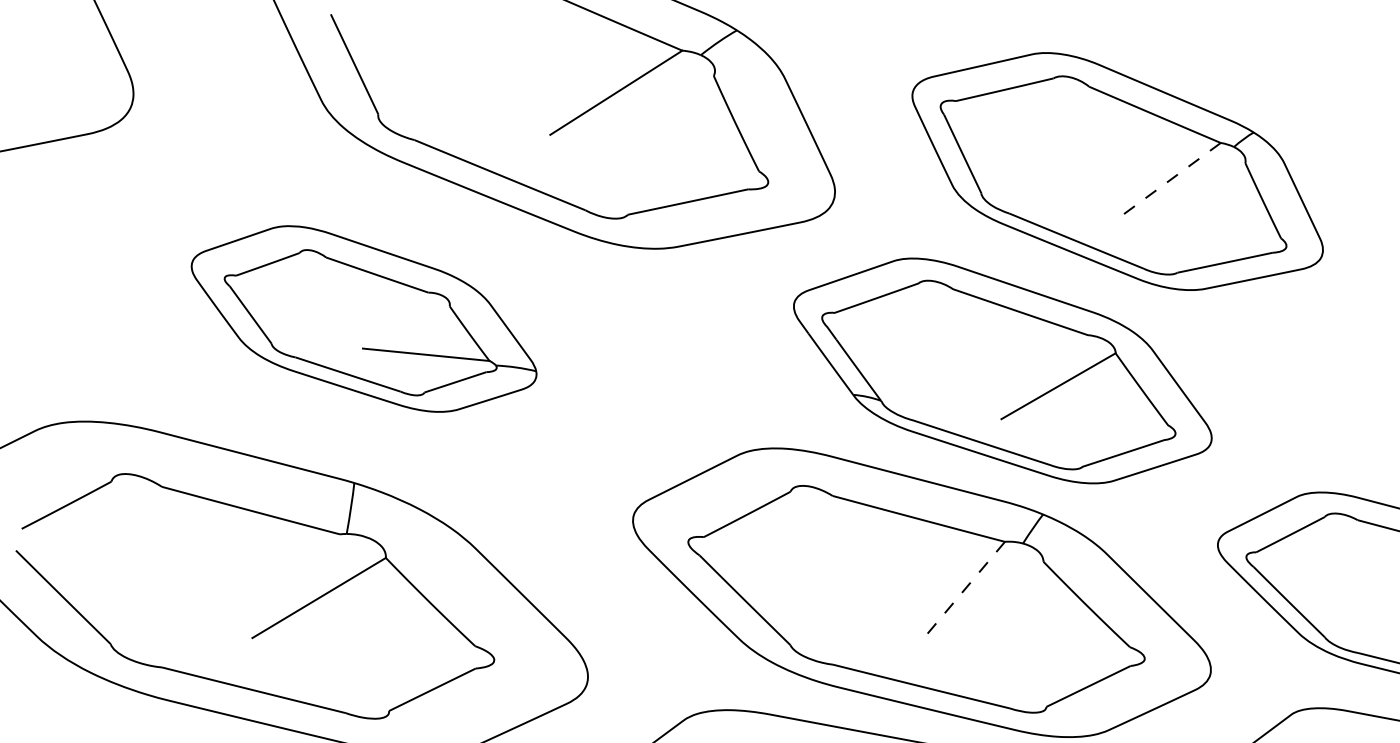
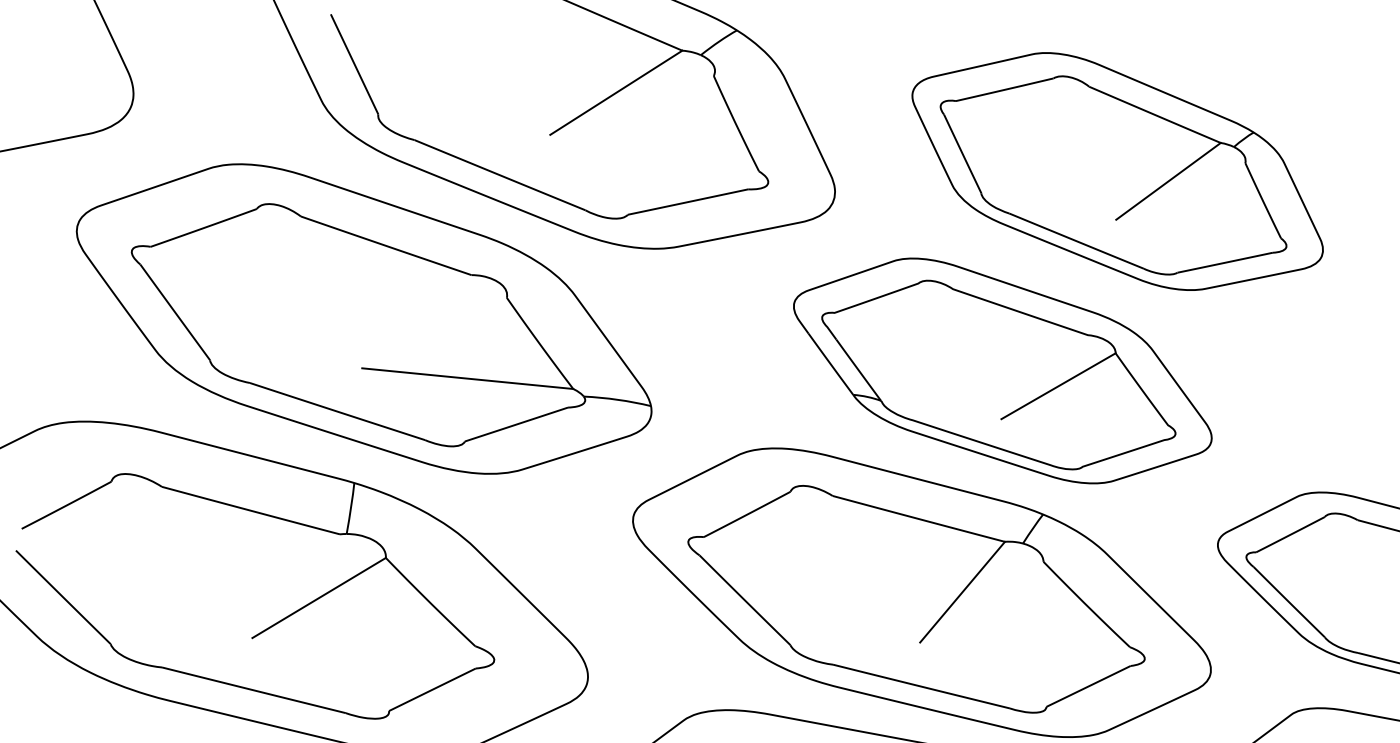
line: dashed -> solid (1168, 181)
part size: 348x188 px -> 578x312 px (363, 318)
line: dashed -> solid (962, 592)
